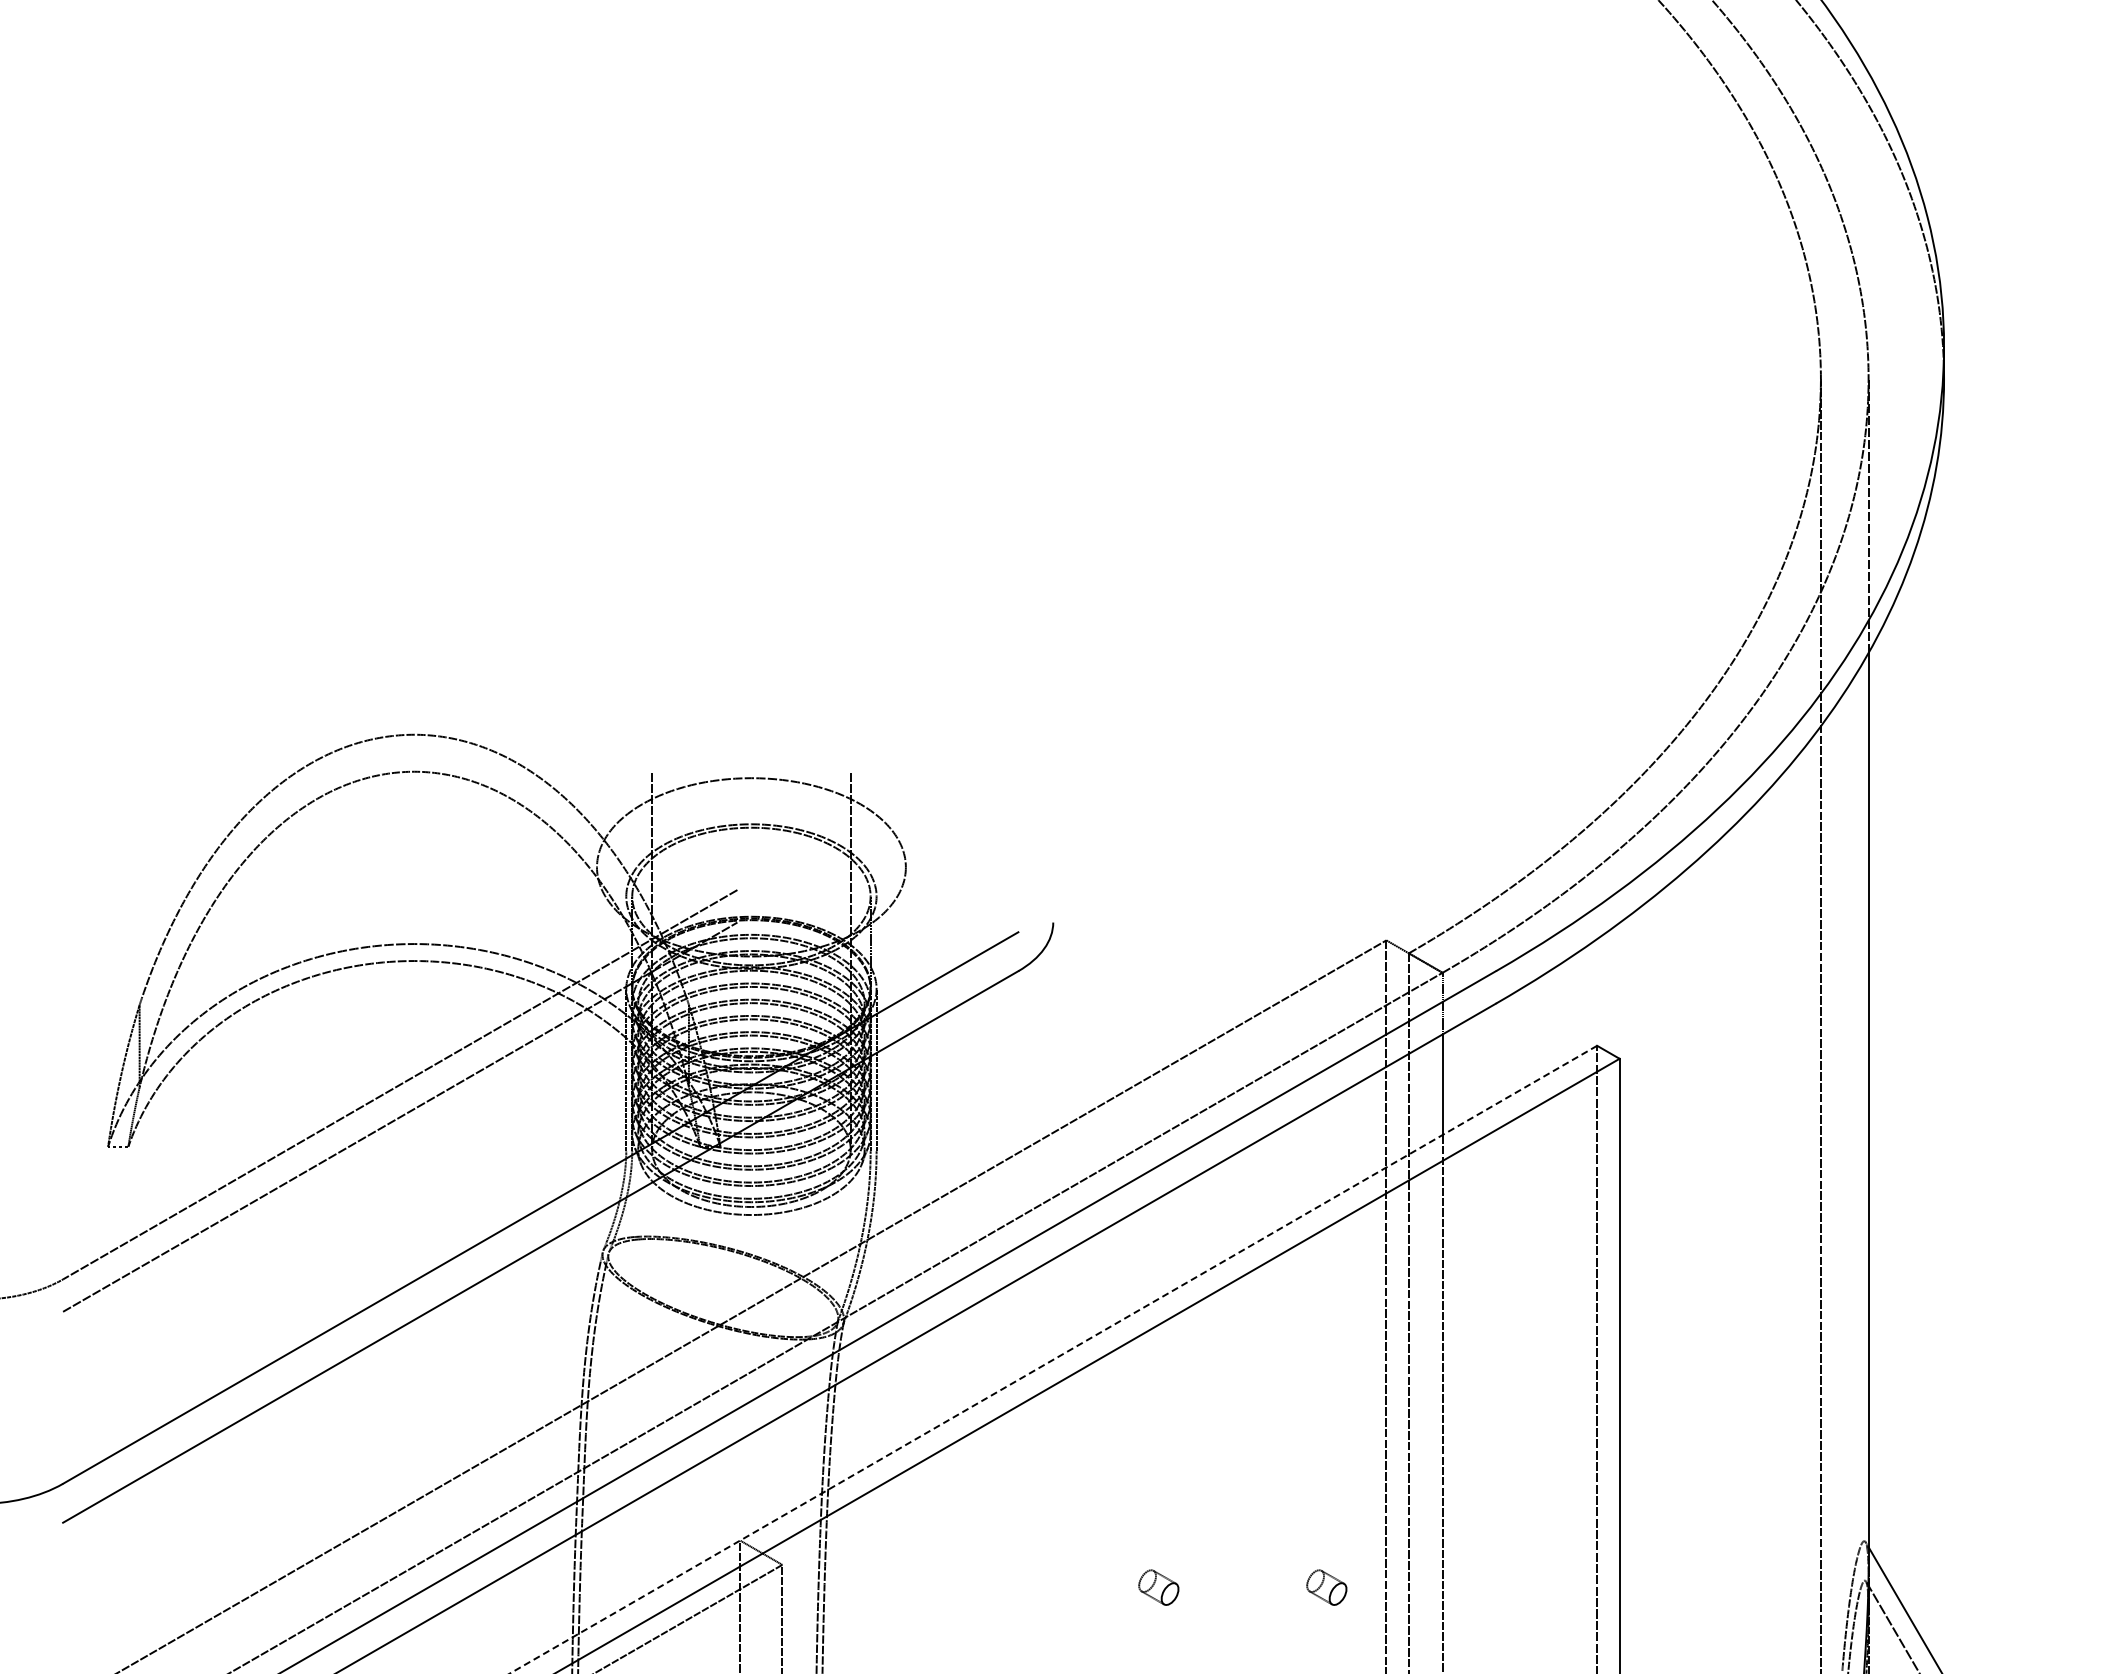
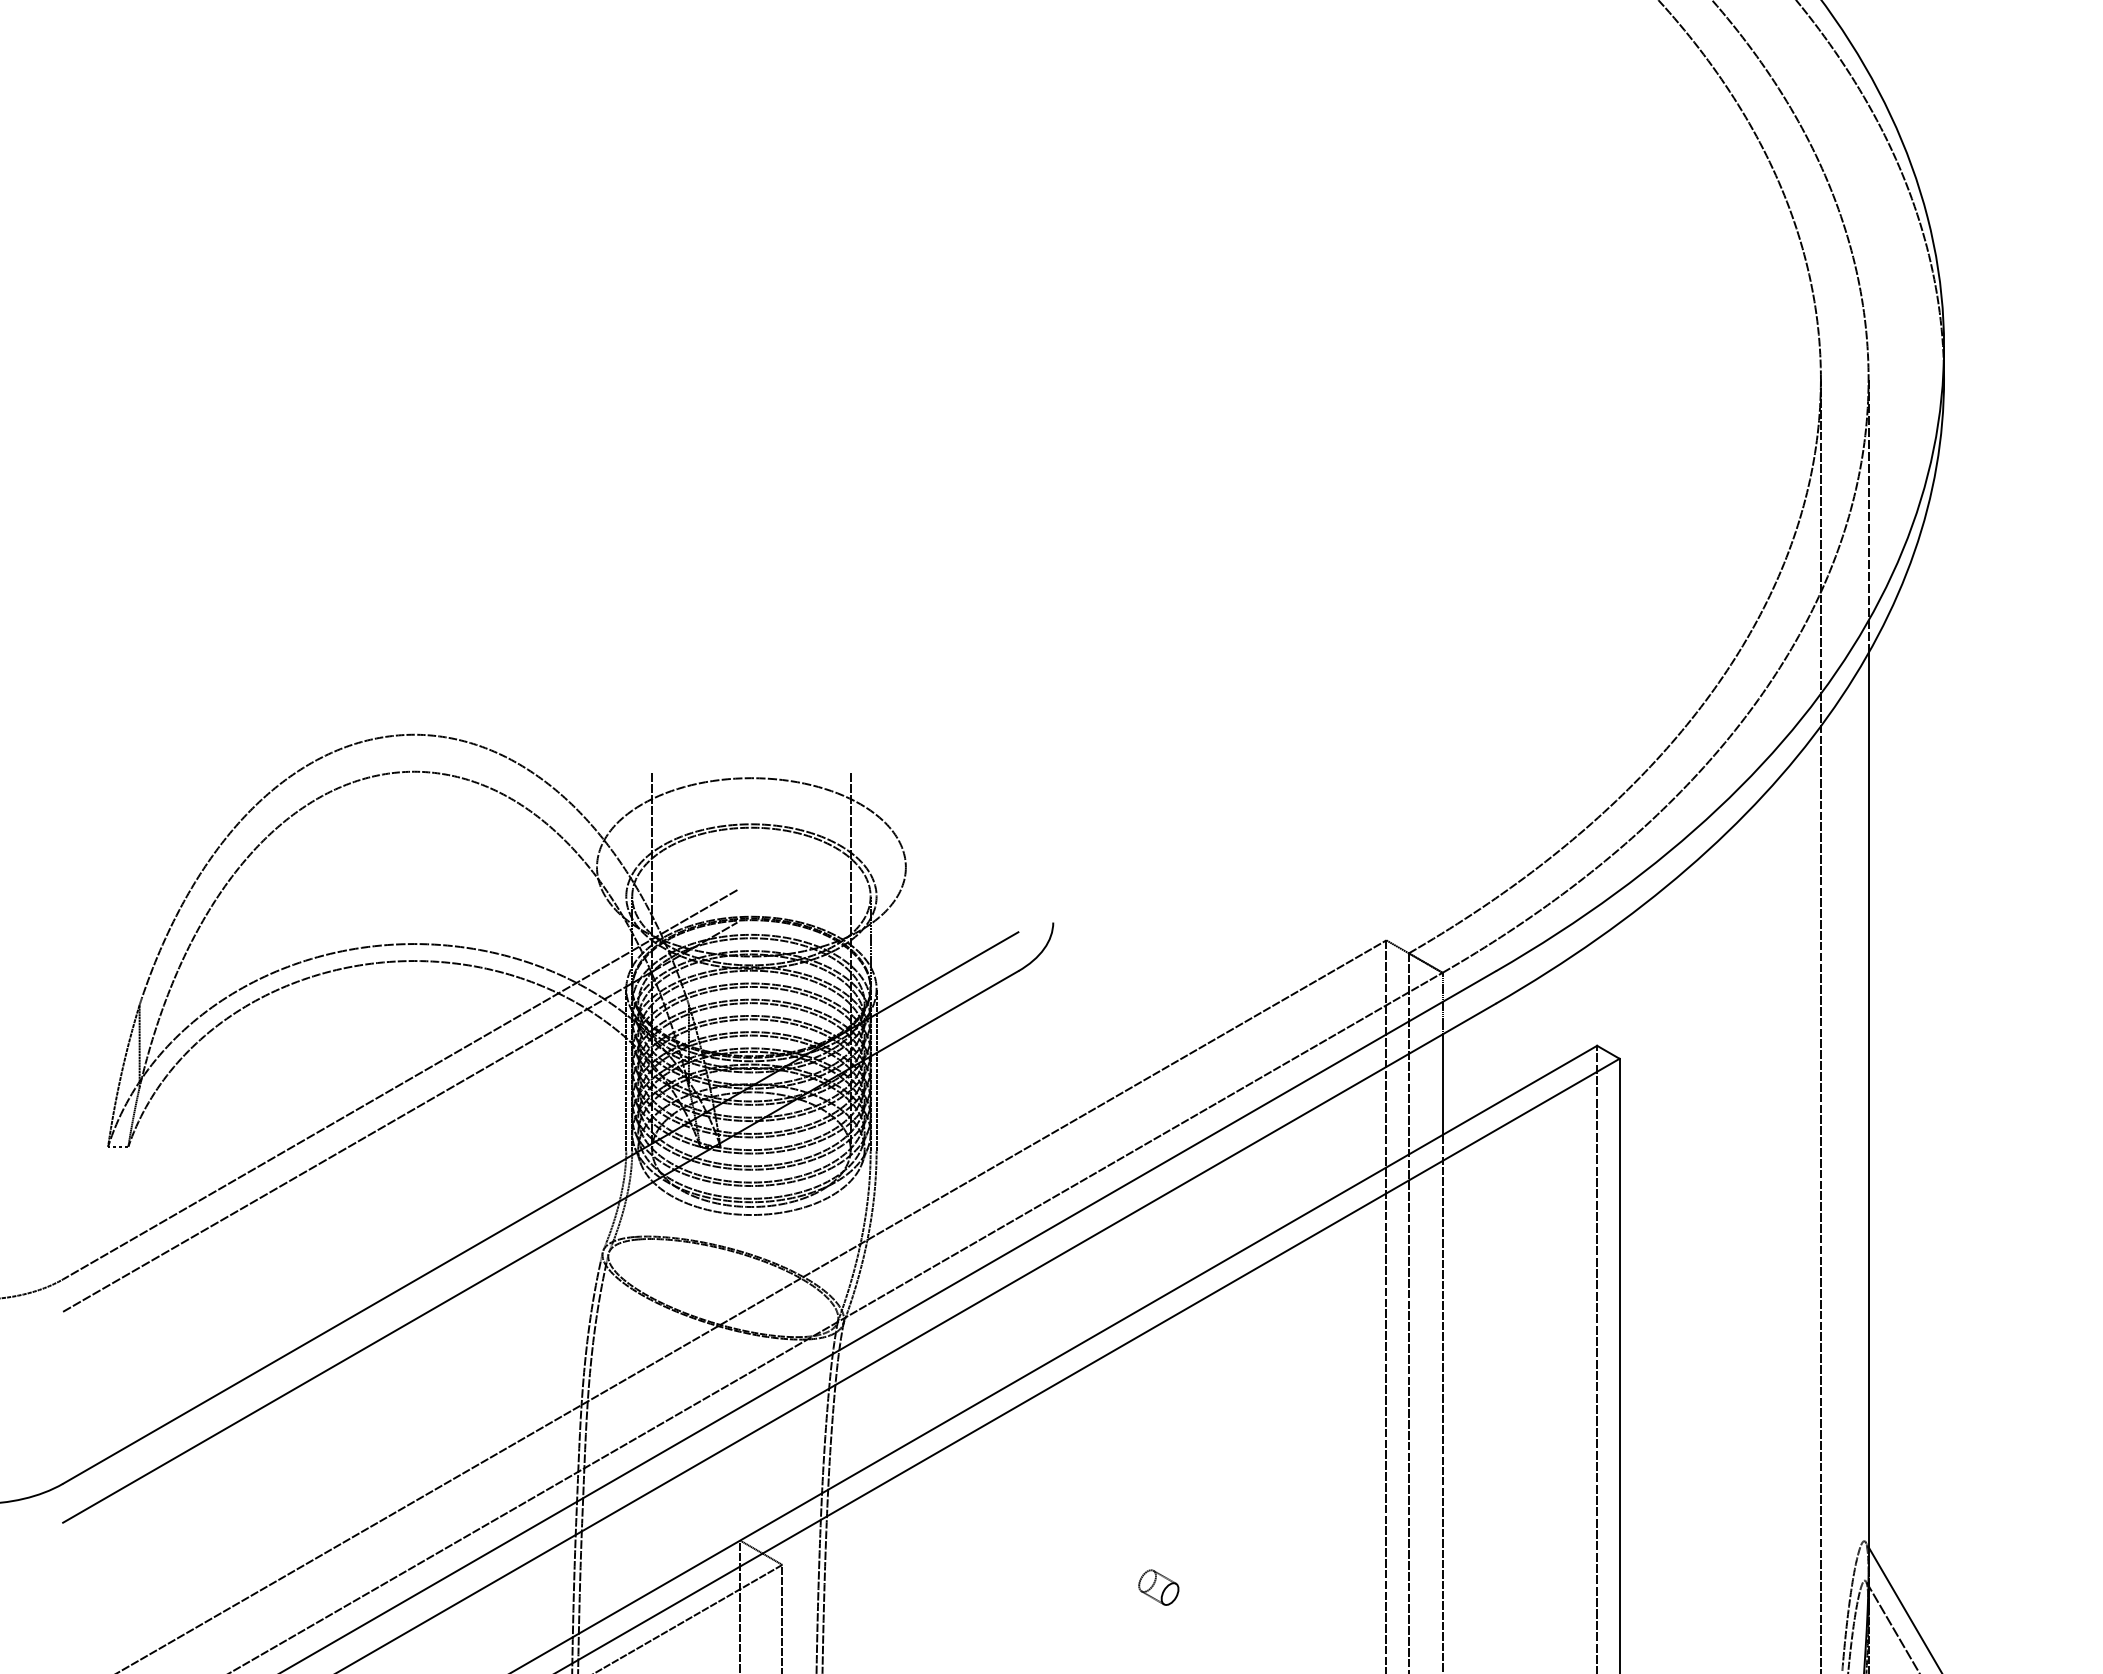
line: dashed -> solid (1053, 1359)
part: present -> none (1326, 1587)
